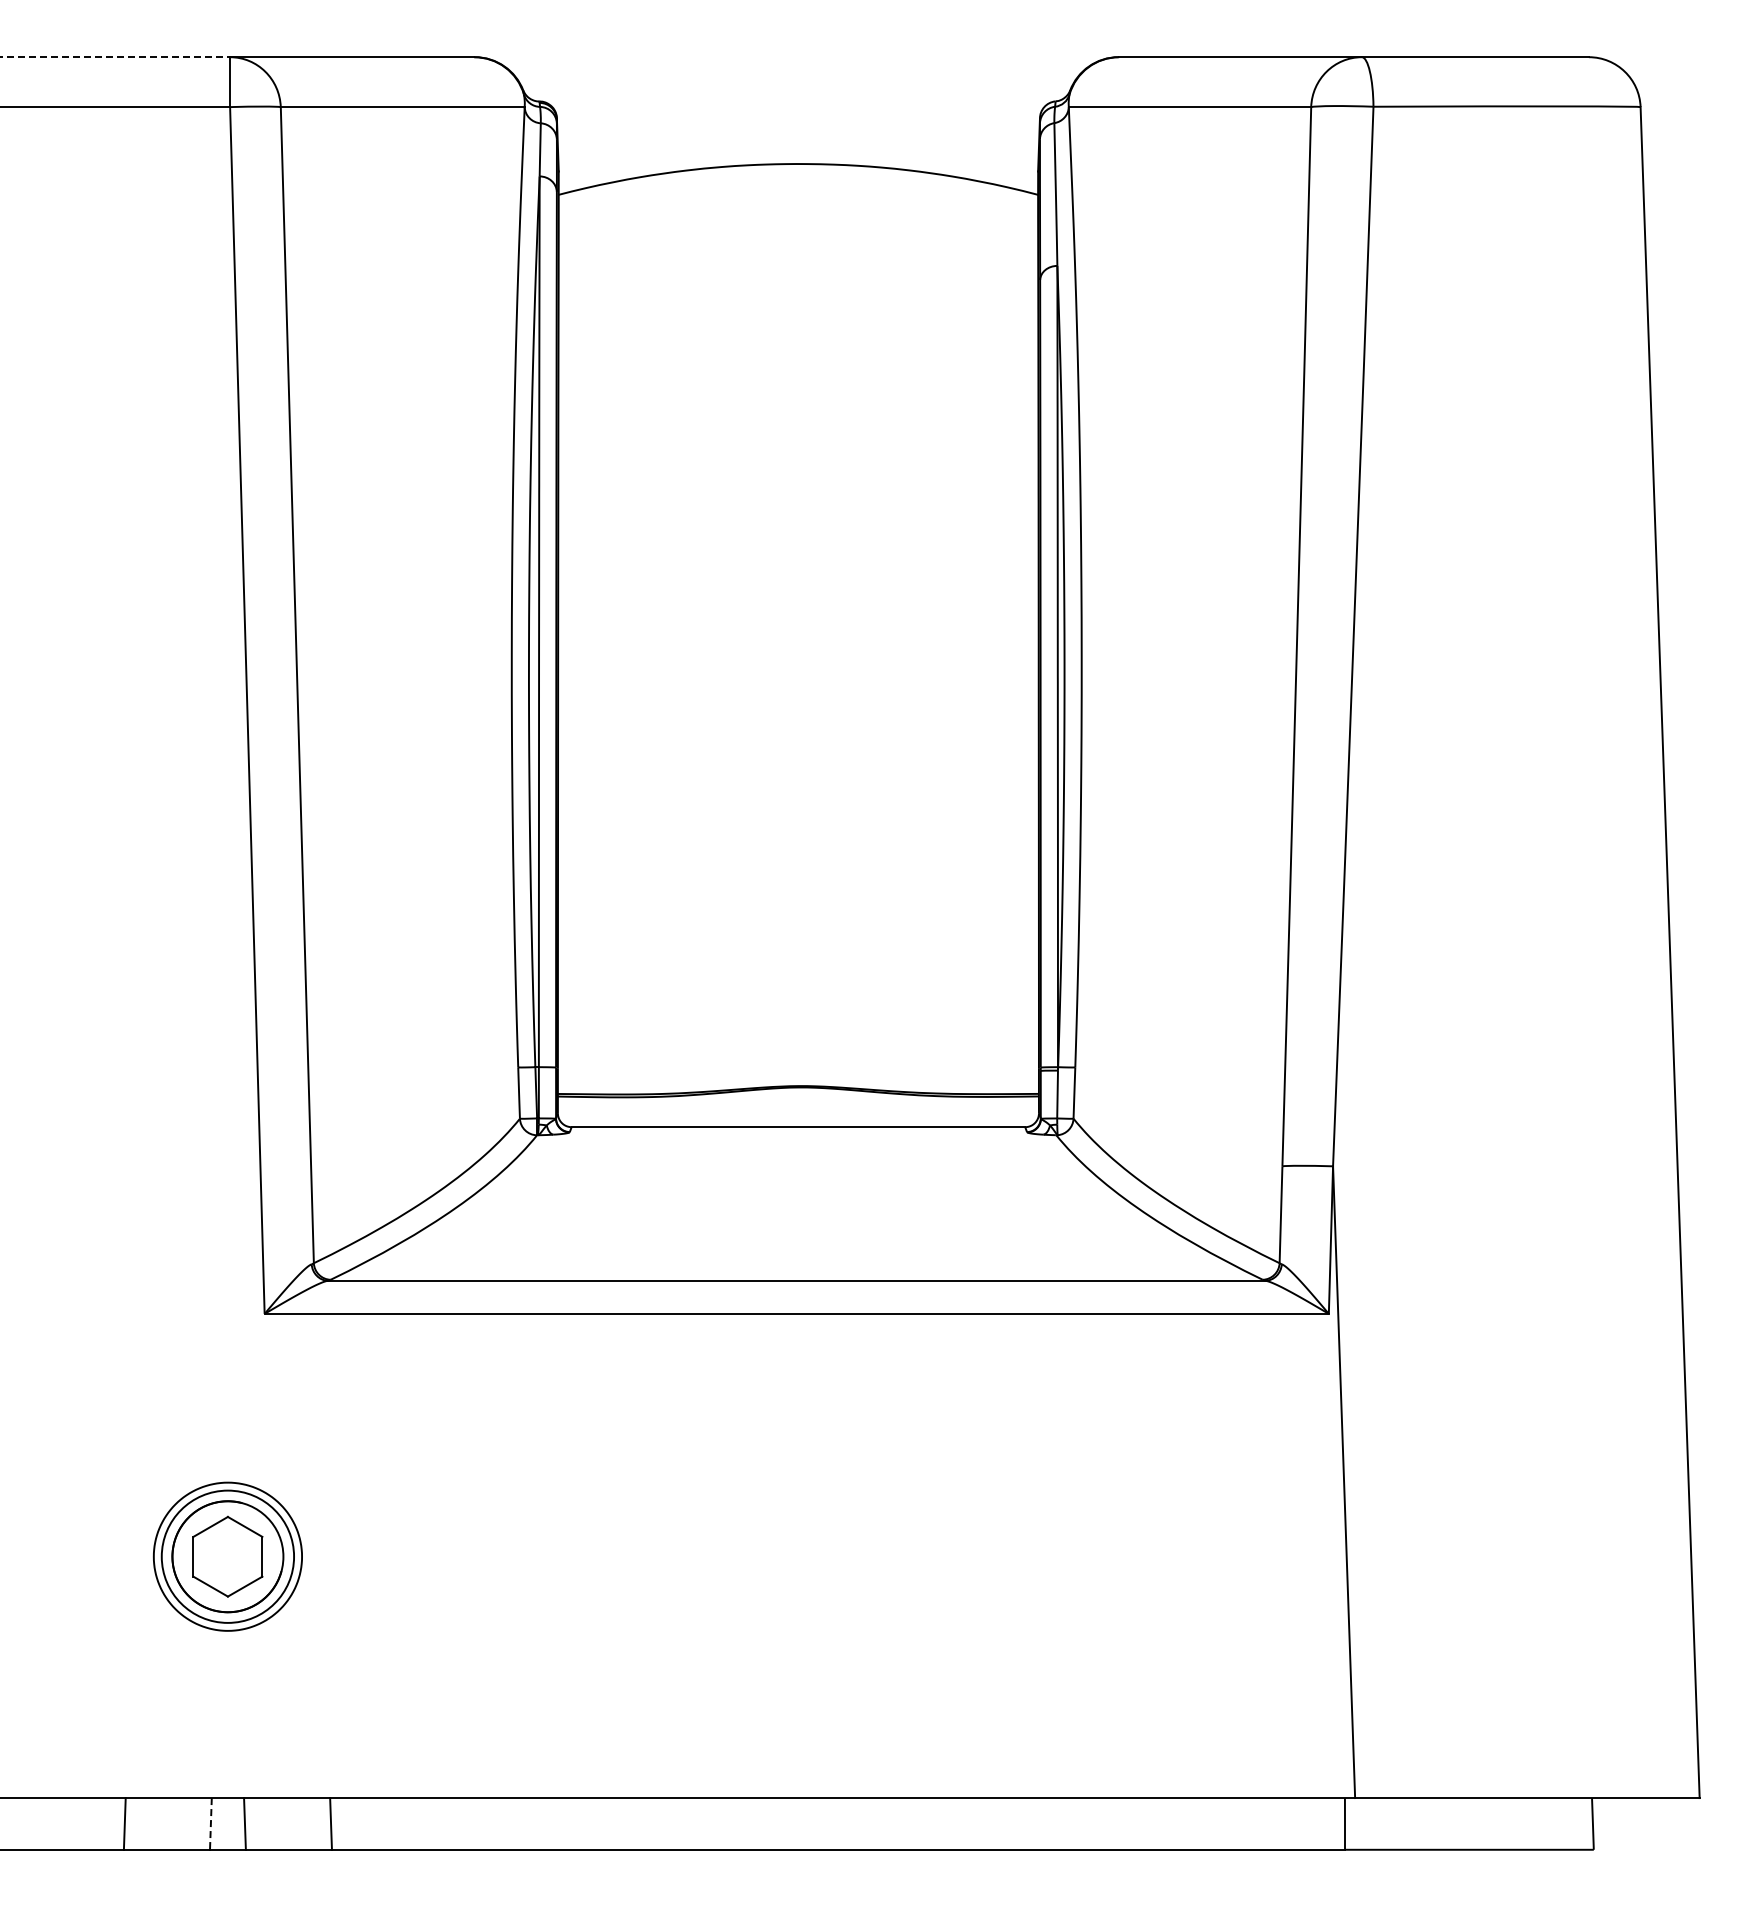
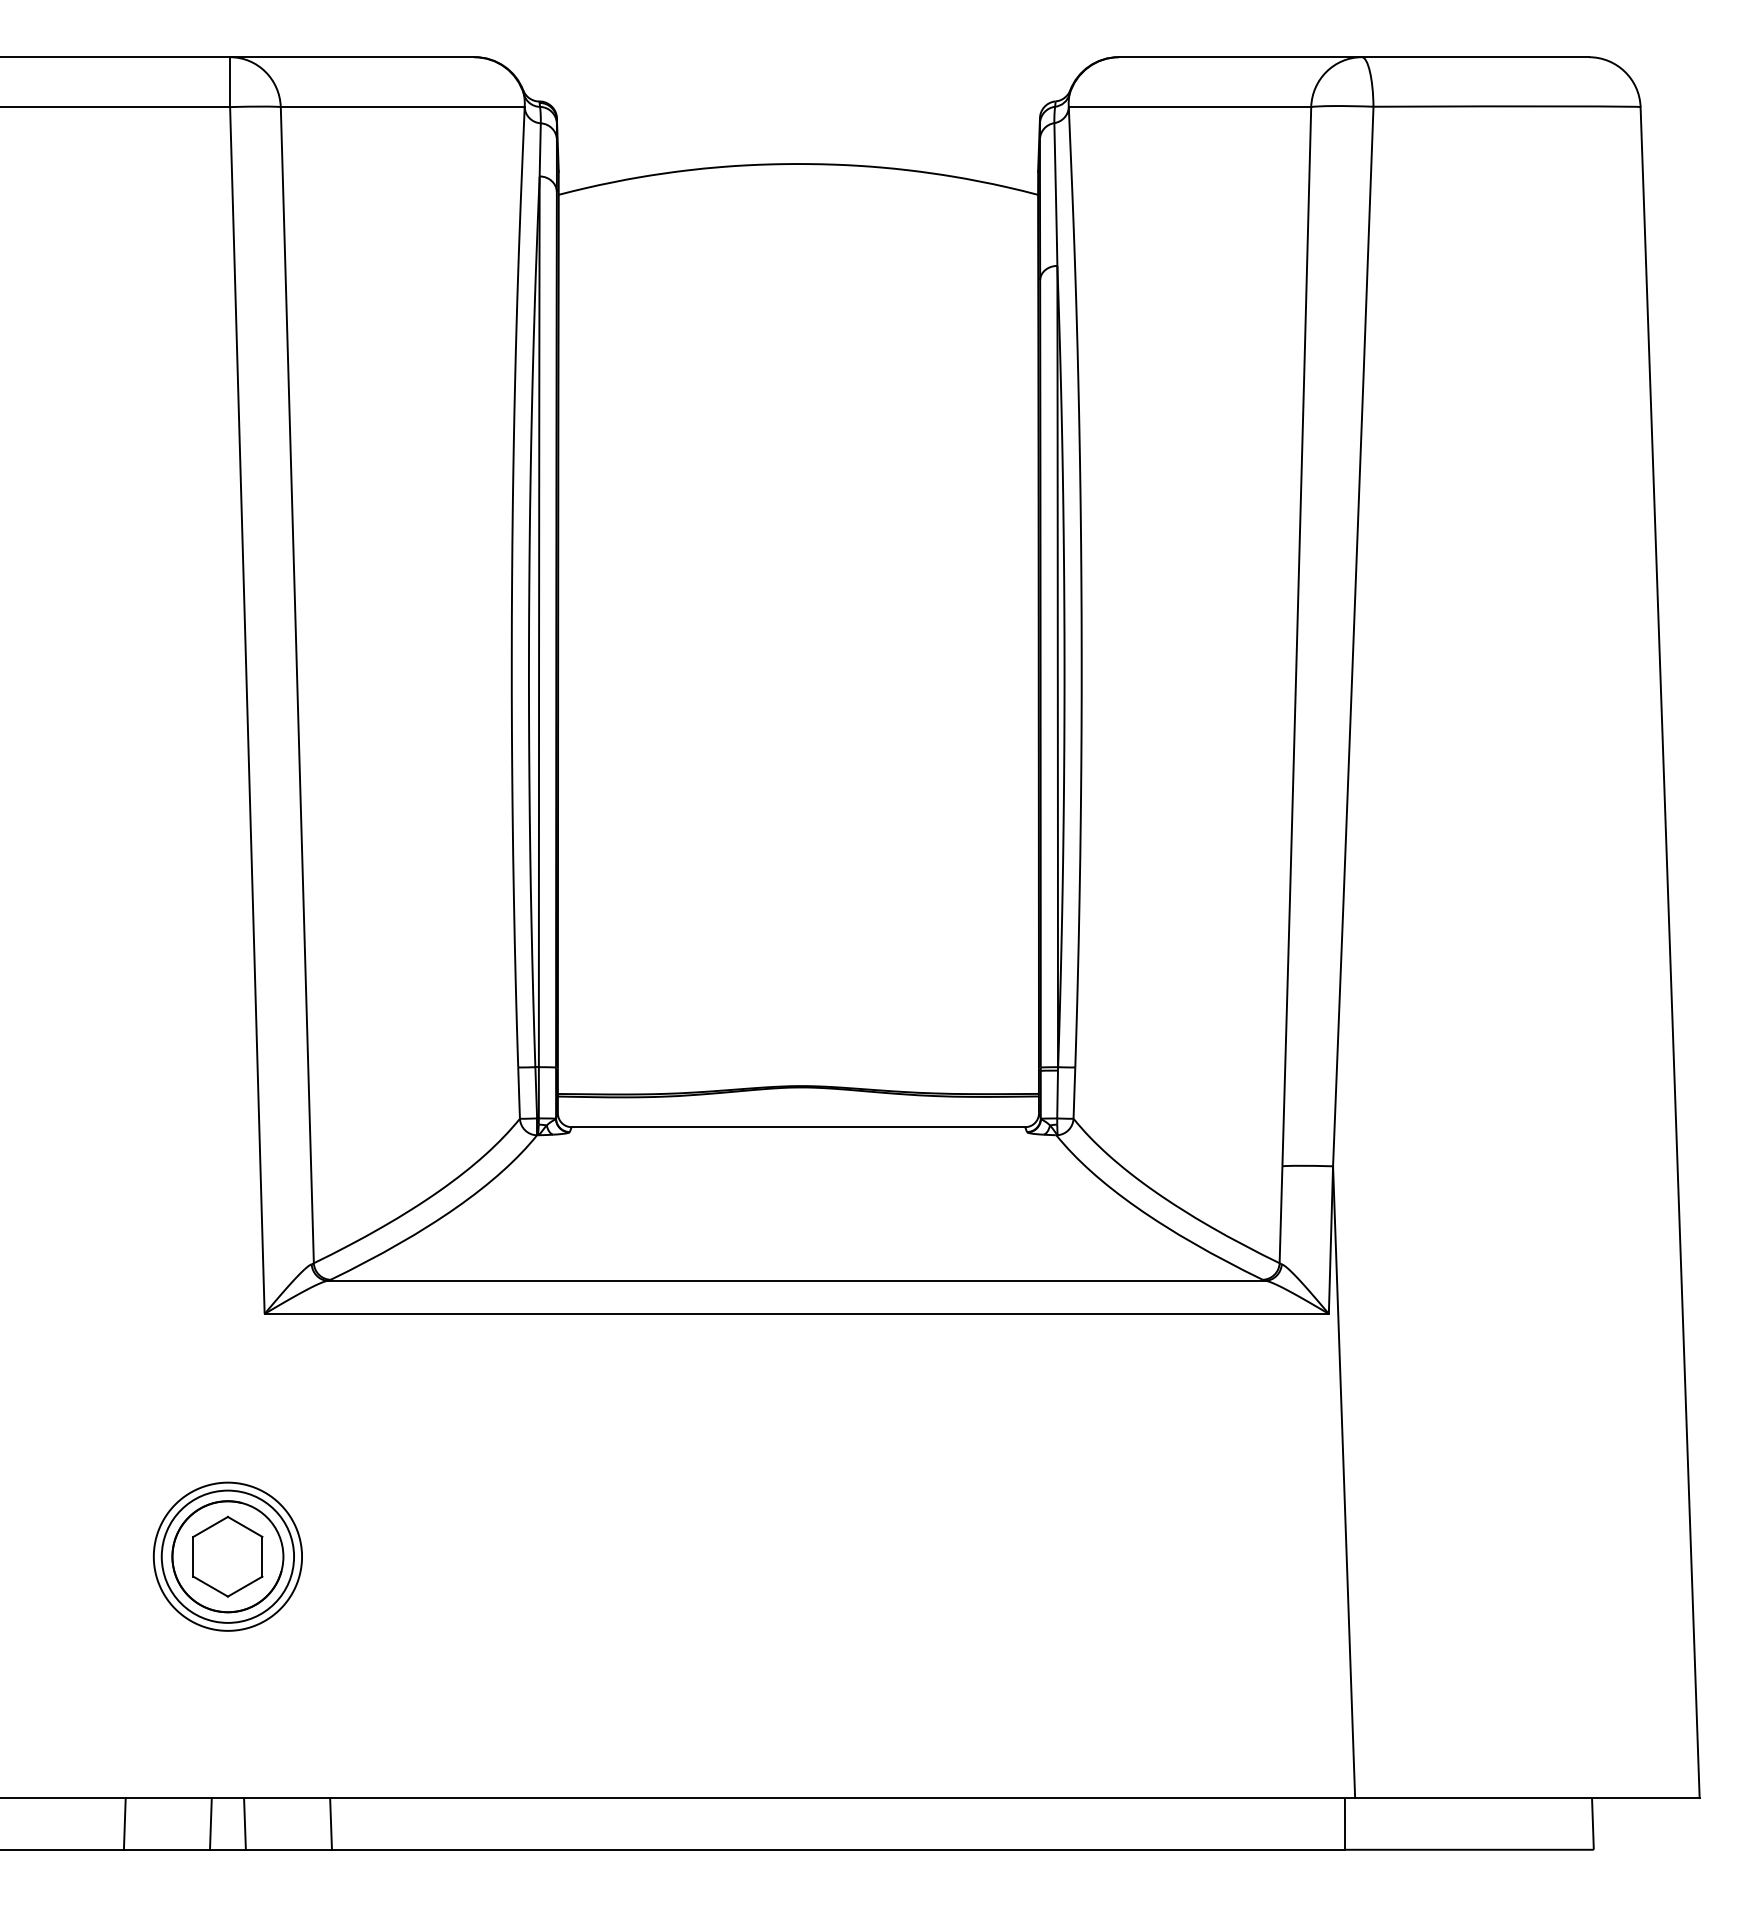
line: dashed -> solid (115, 57)
line: dashed -> solid (210, 1823)
